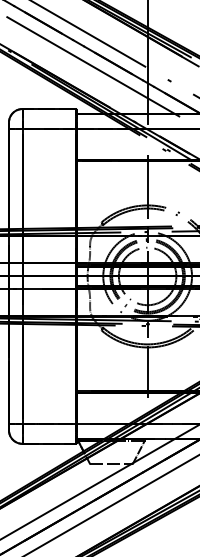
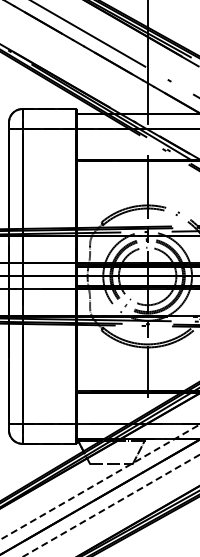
line: present -> none (99, 70)
line: solid -> dashed (100, 482)
line: solid -> dashed (111, 505)
